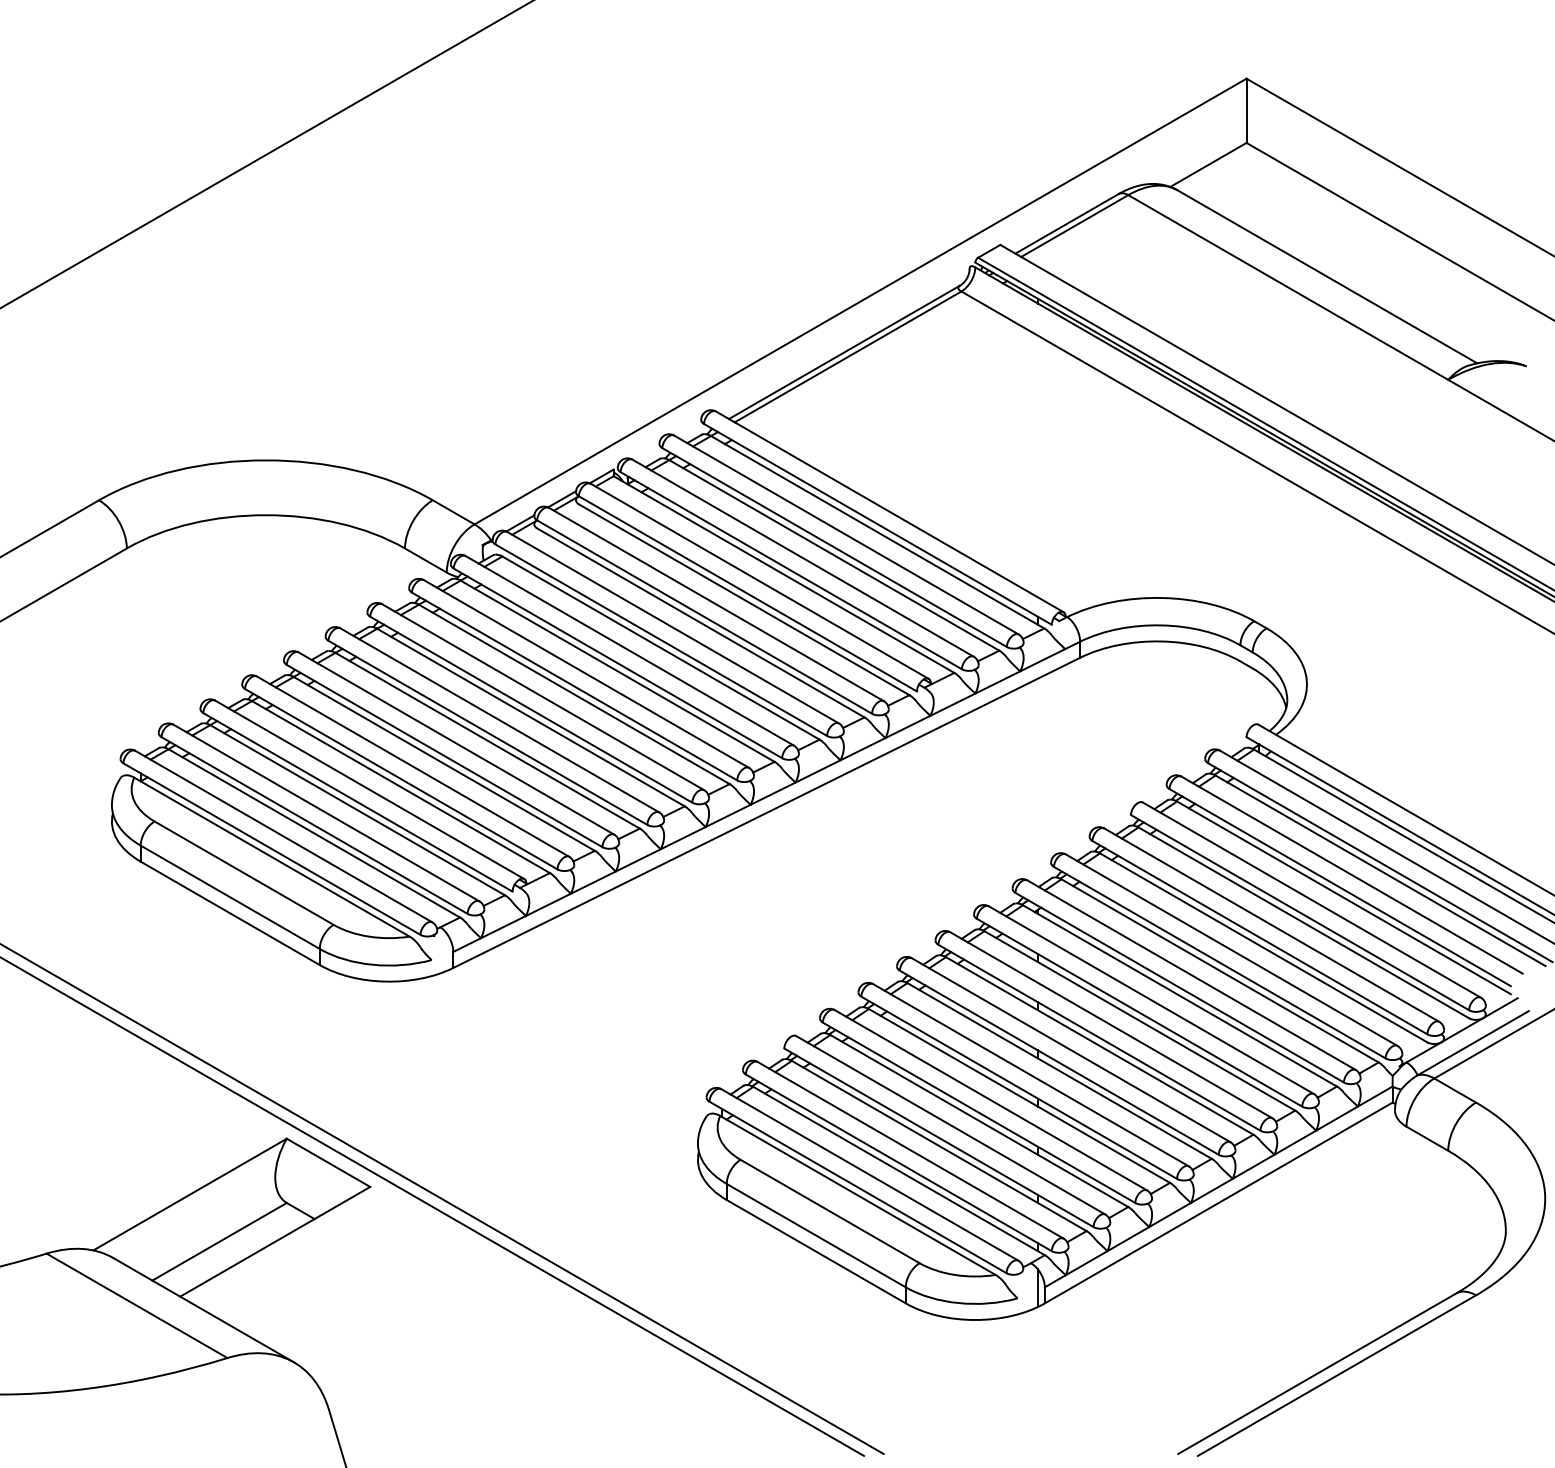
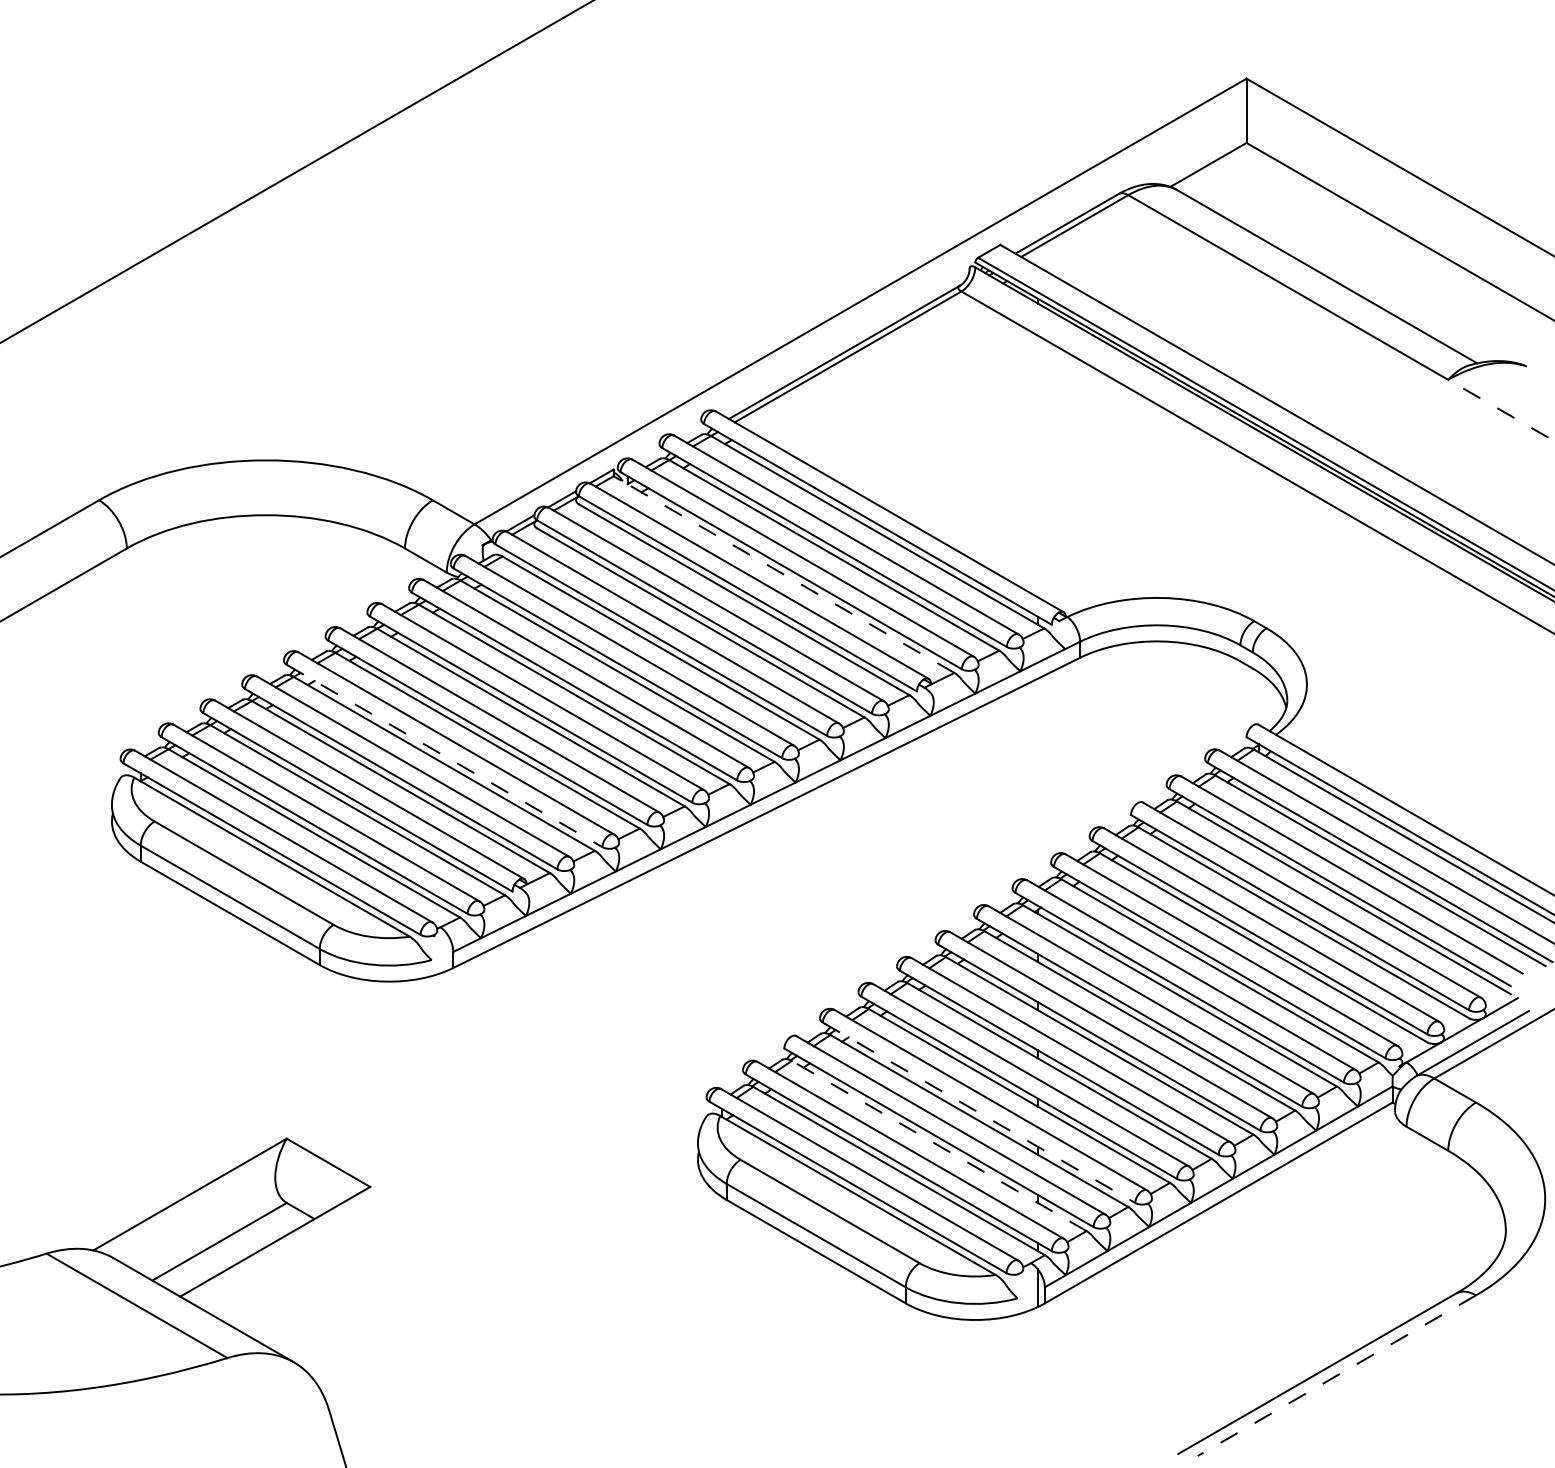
line position: (266, 154) -> (296, 171) (296, 171)
line: solid -> dashed (1500, 410)
line: solid -> dashed (787, 576)
line: solid -> dashed (445, 756)
line: solid -> dashed (979, 1113)
line: solid -> dashed (938, 1145)
line: present -> none (442, 1199)
line: present -> none (433, 1206)
line: solid -> dashed (1336, 1375)
